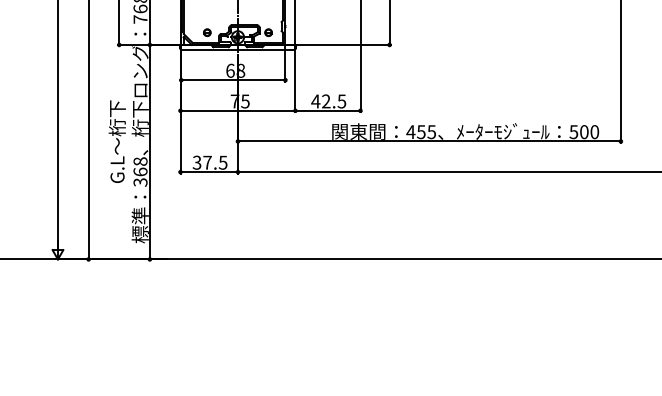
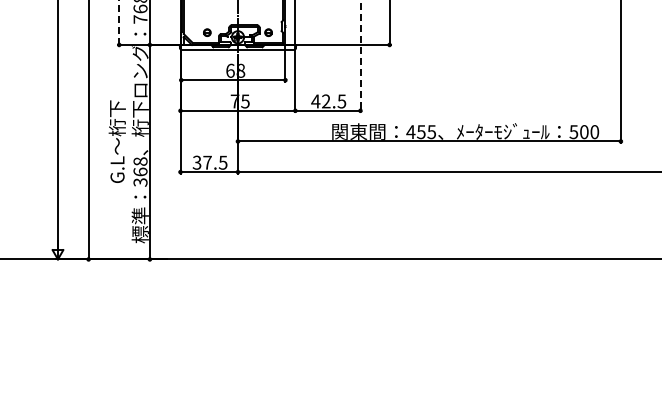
line: solid -> dashed (119, 22)
line: solid -> dashed (360, 56)
